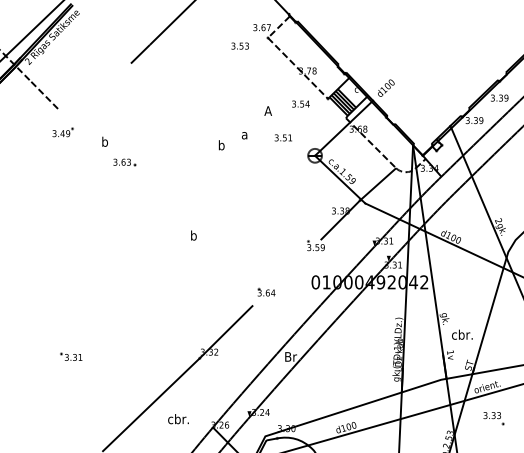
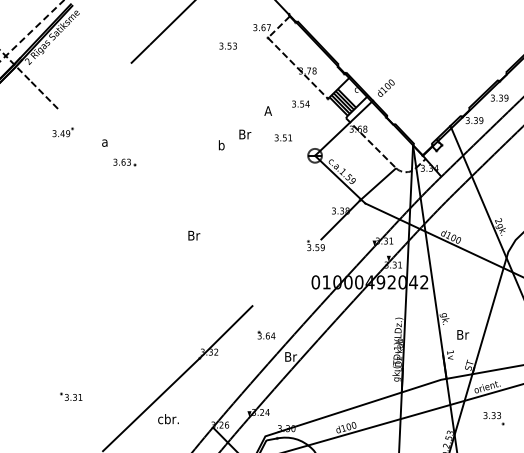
line: solid -> dashed (31, 31)
text position: (239, 45) -> (227, 45) (227, 45)
text: a -> Br (245, 134)
text: b -> a (104, 141)
text: b -> Br (194, 235)
part position: (266, 291) -> (266, 334) (266, 334)
text: cbr. -> Br (462, 334)
part position: (71, 356) -> (71, 396) (71, 396)
text position: (178, 419) -> (168, 419) (168, 419)
